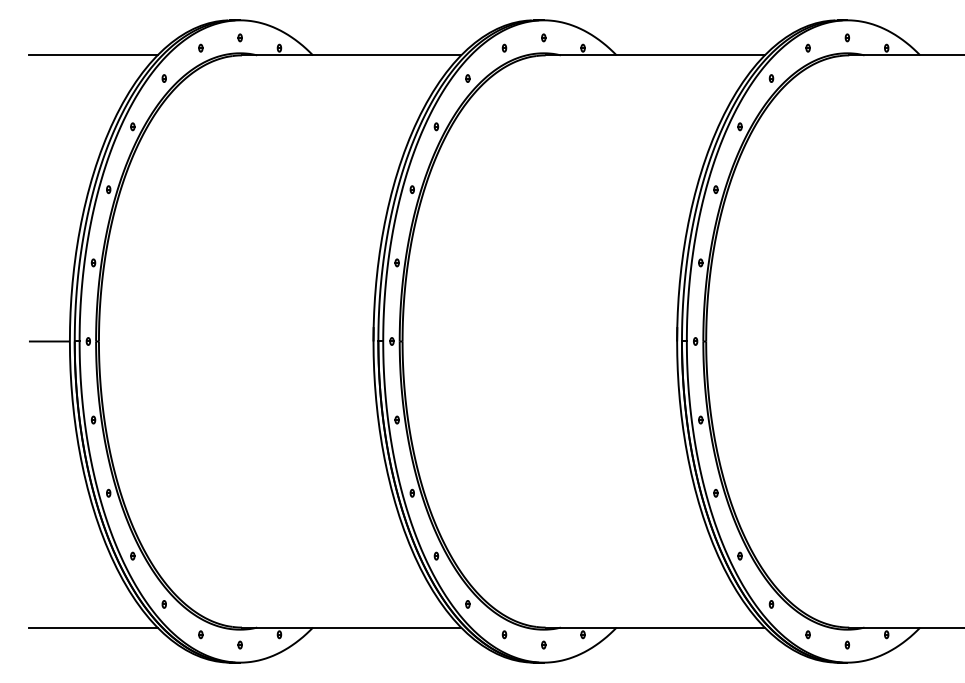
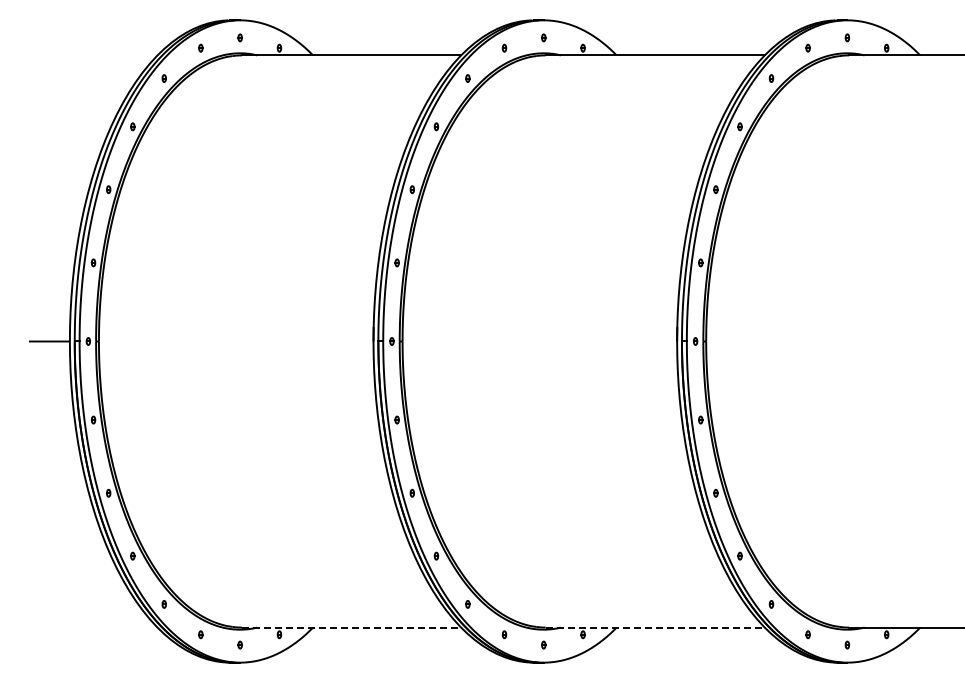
line: present -> none (92, 55)
line: present -> none (92, 627)
line: solid -> dashed (351, 627)
line: solid -> dashed (655, 627)
